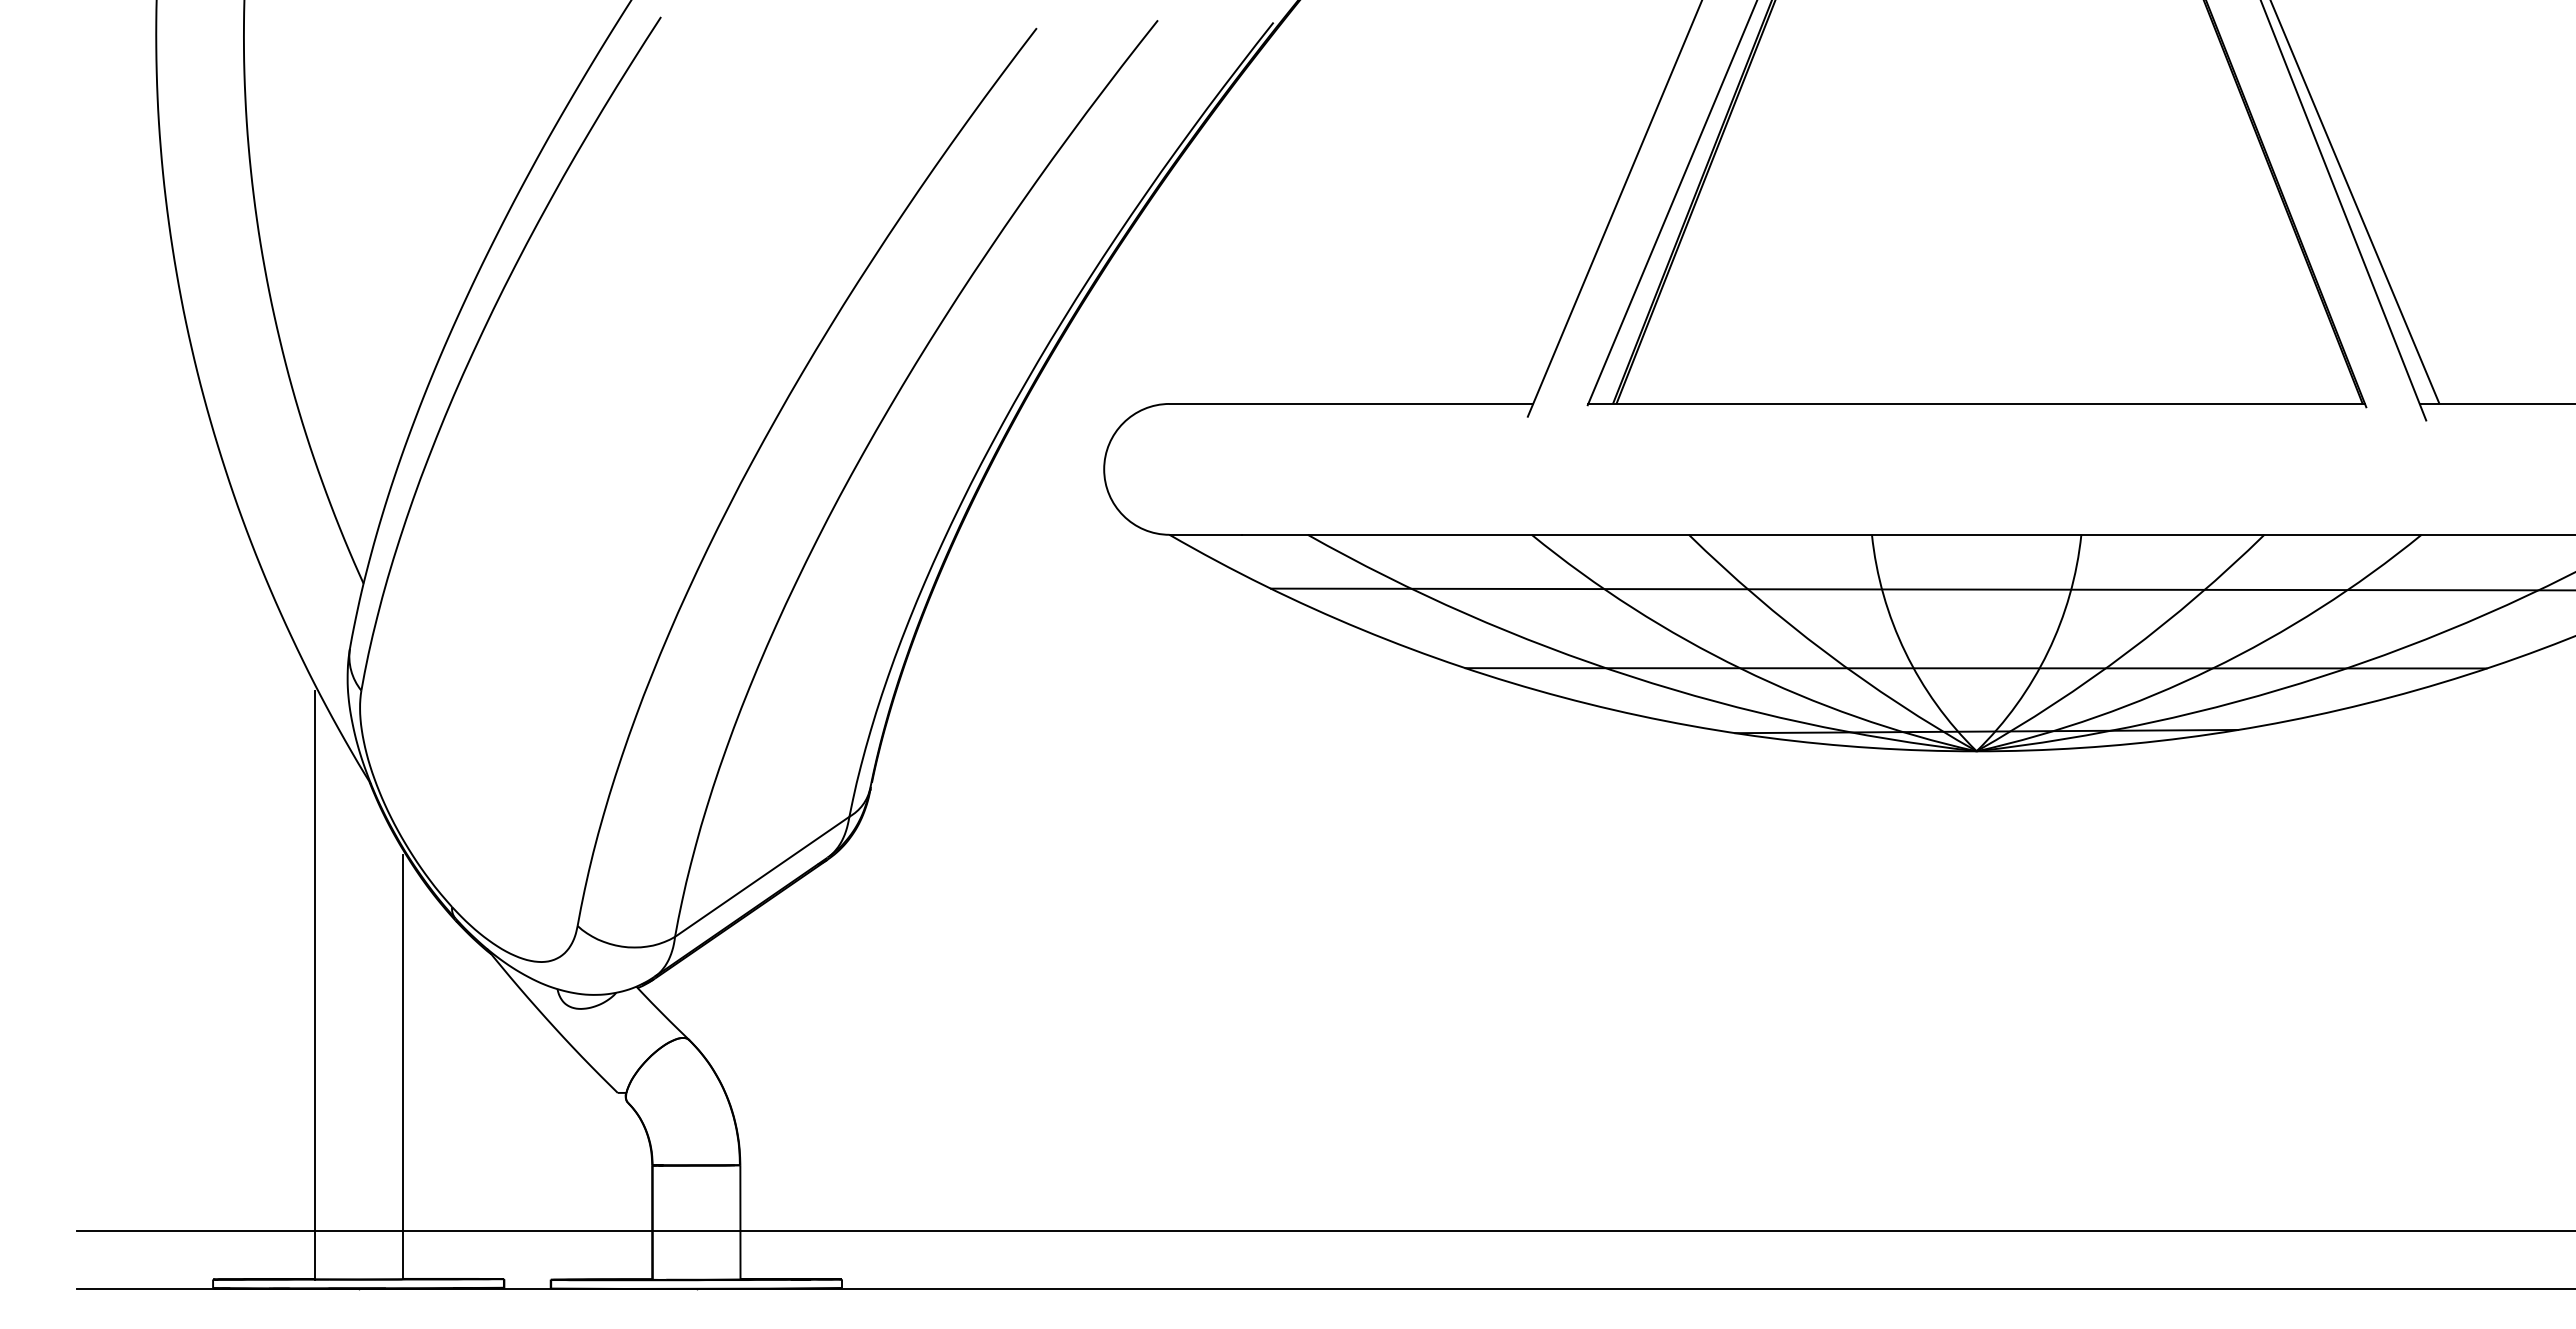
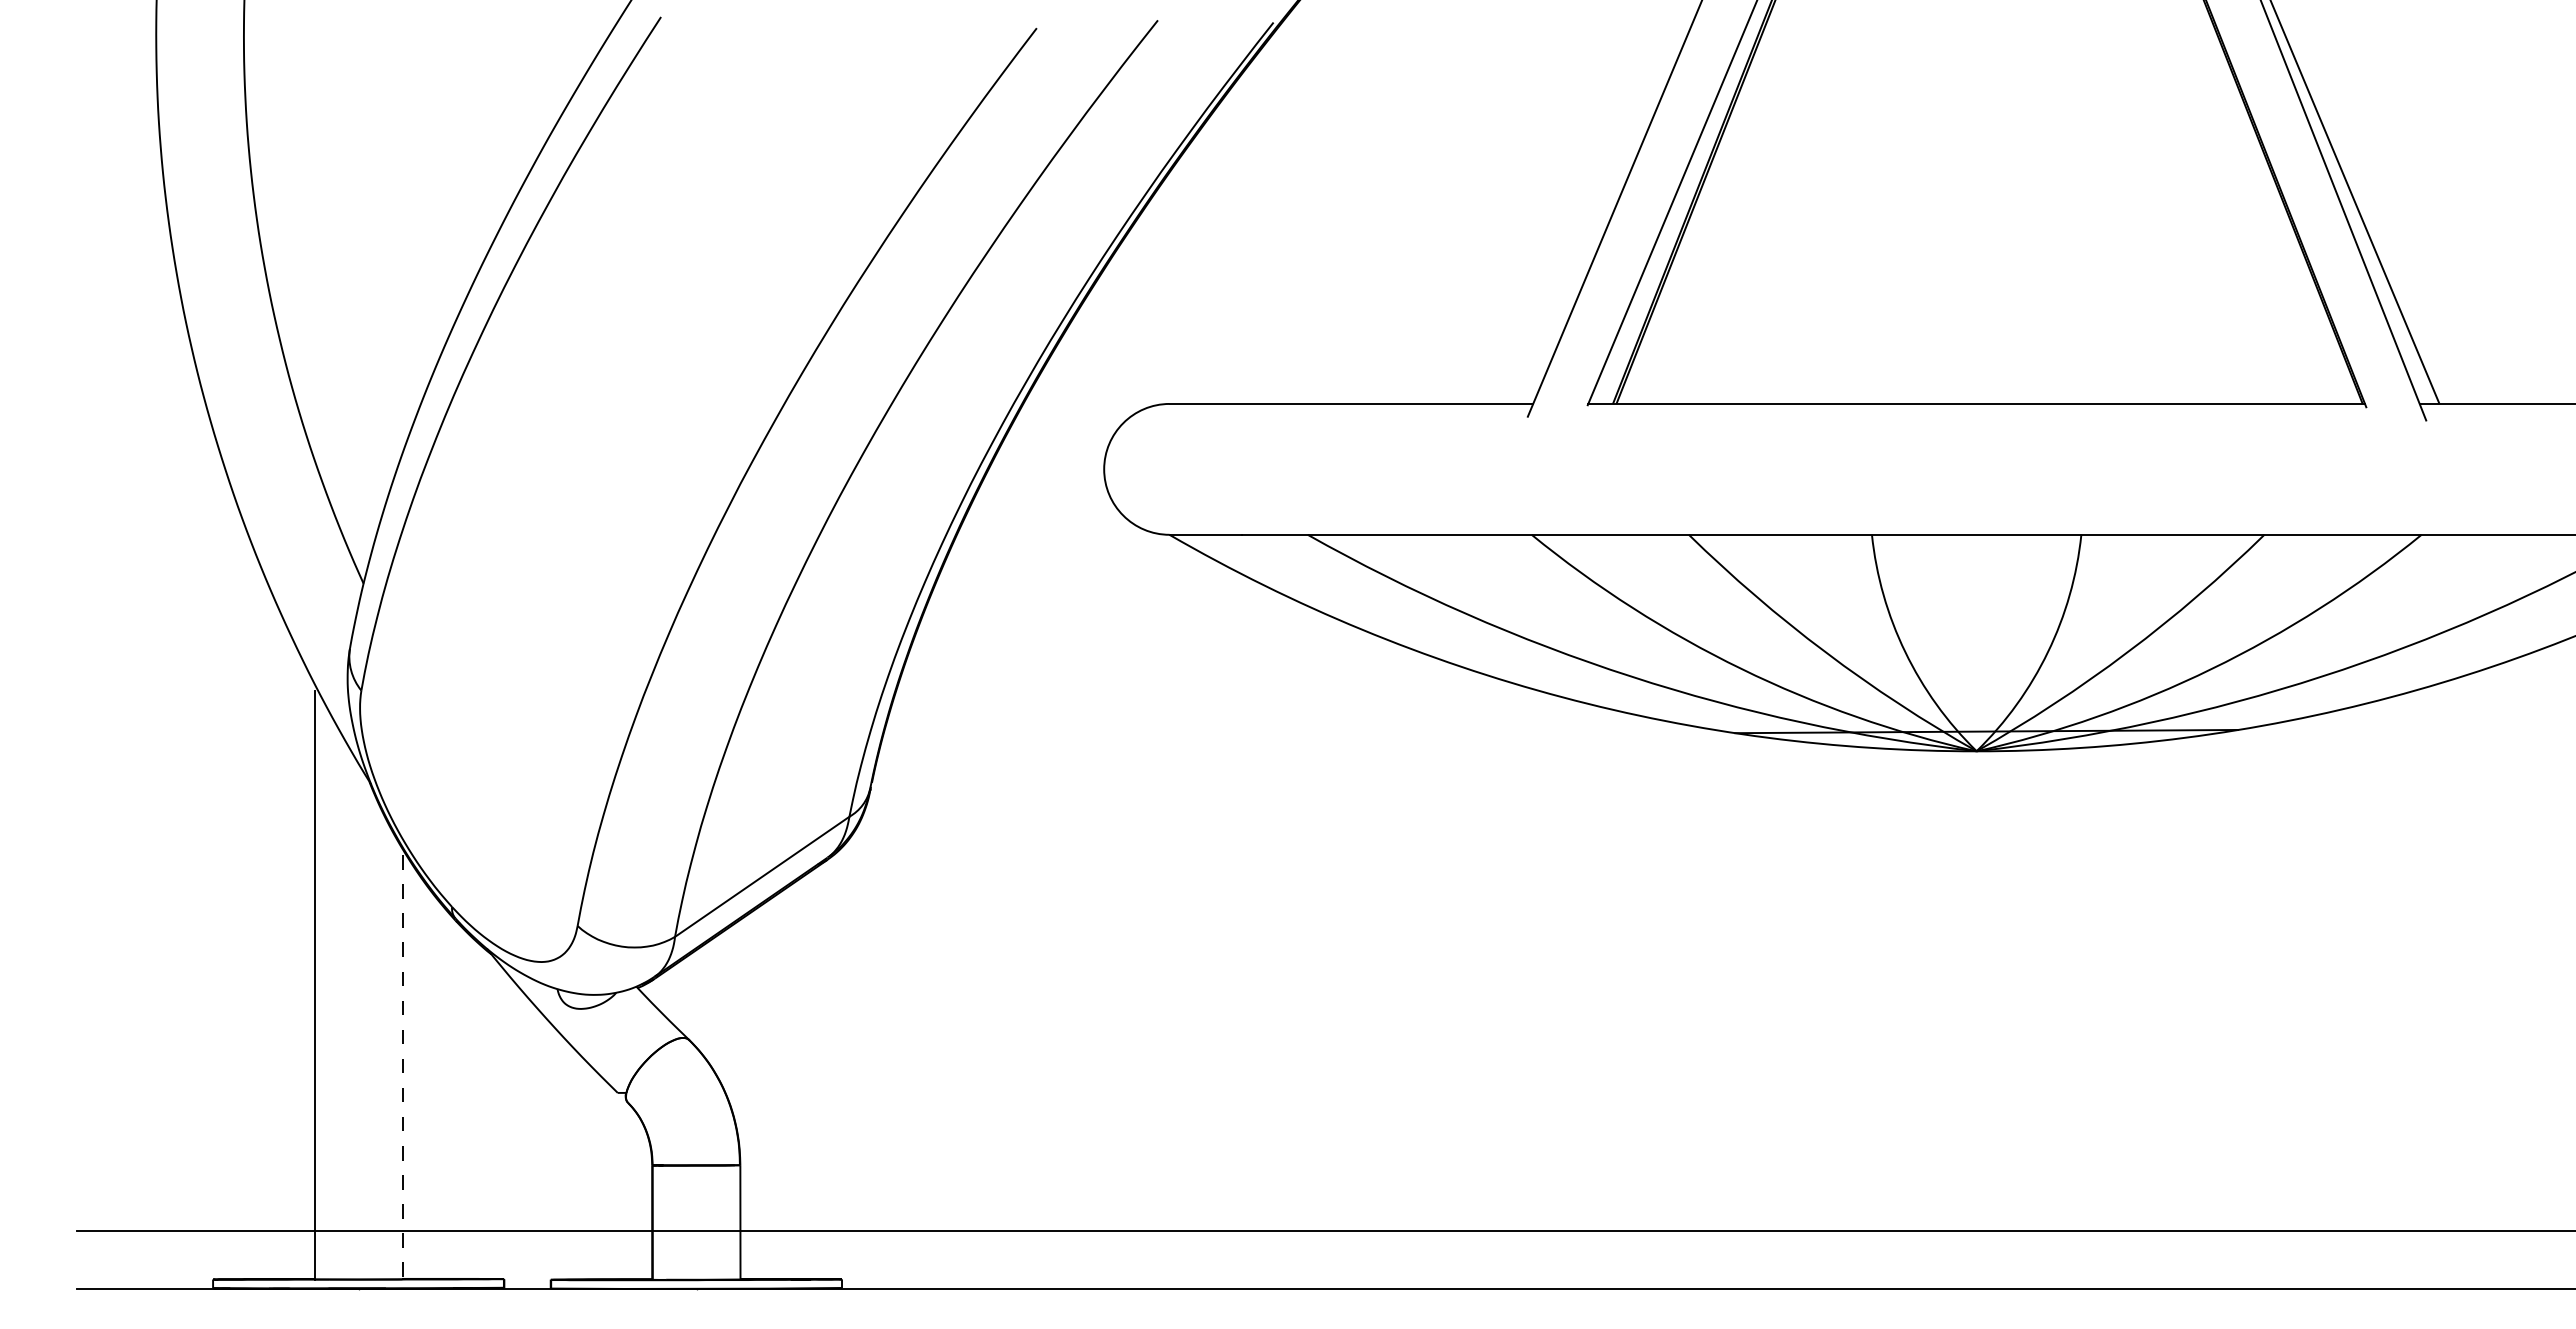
line: present -> none (1921, 589)
line: present -> none (1975, 668)
line: solid -> dashed (402, 1067)
